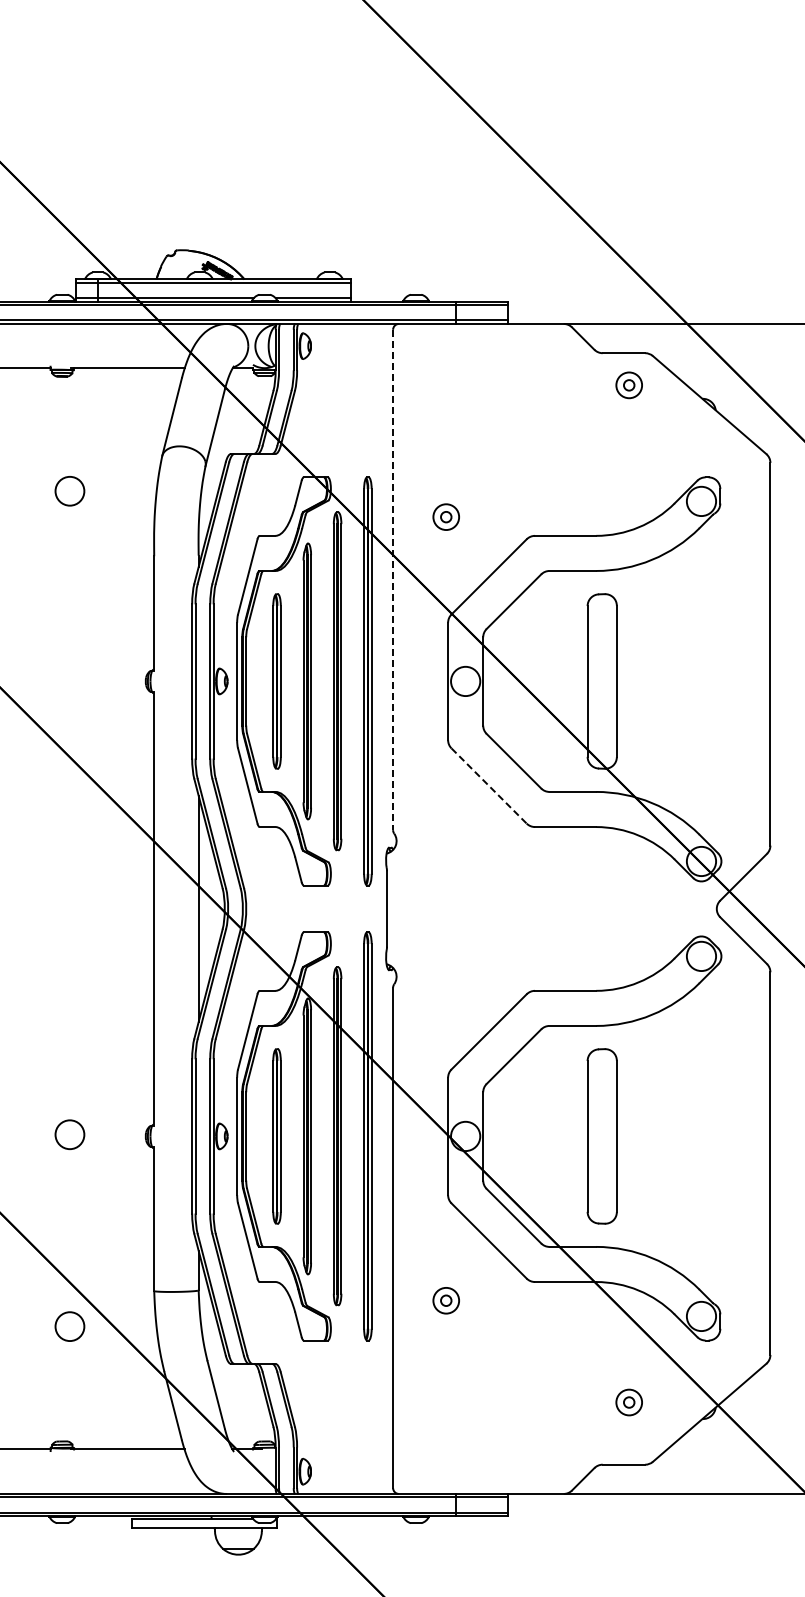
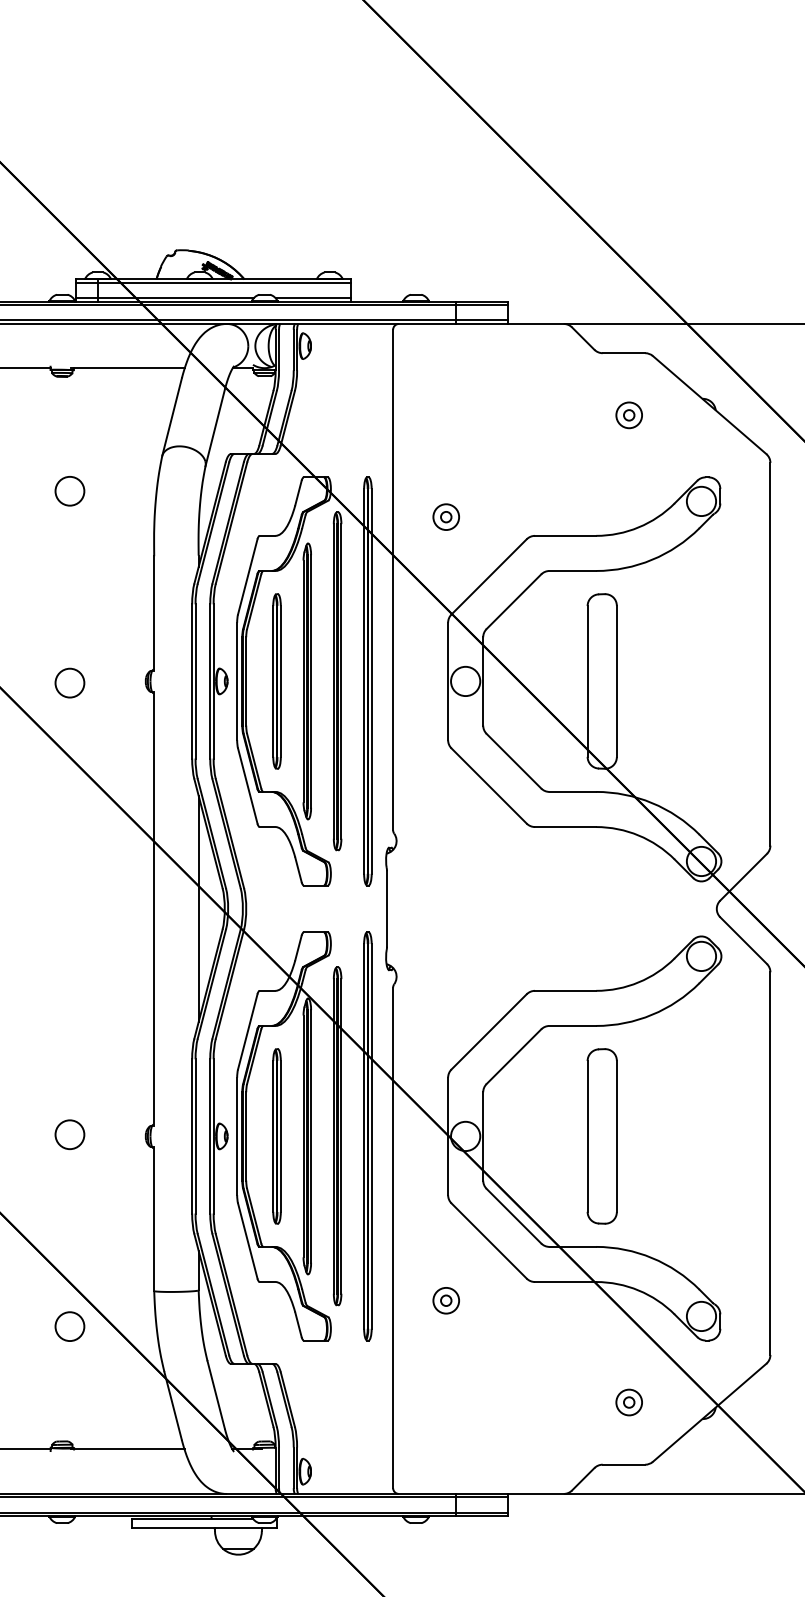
part position: (628, 385) -> (628, 415) (628, 415)
line: dashed -> solid (393, 580)
circle: none -> present (69, 682)
line: dashed -> solid (489, 786)
